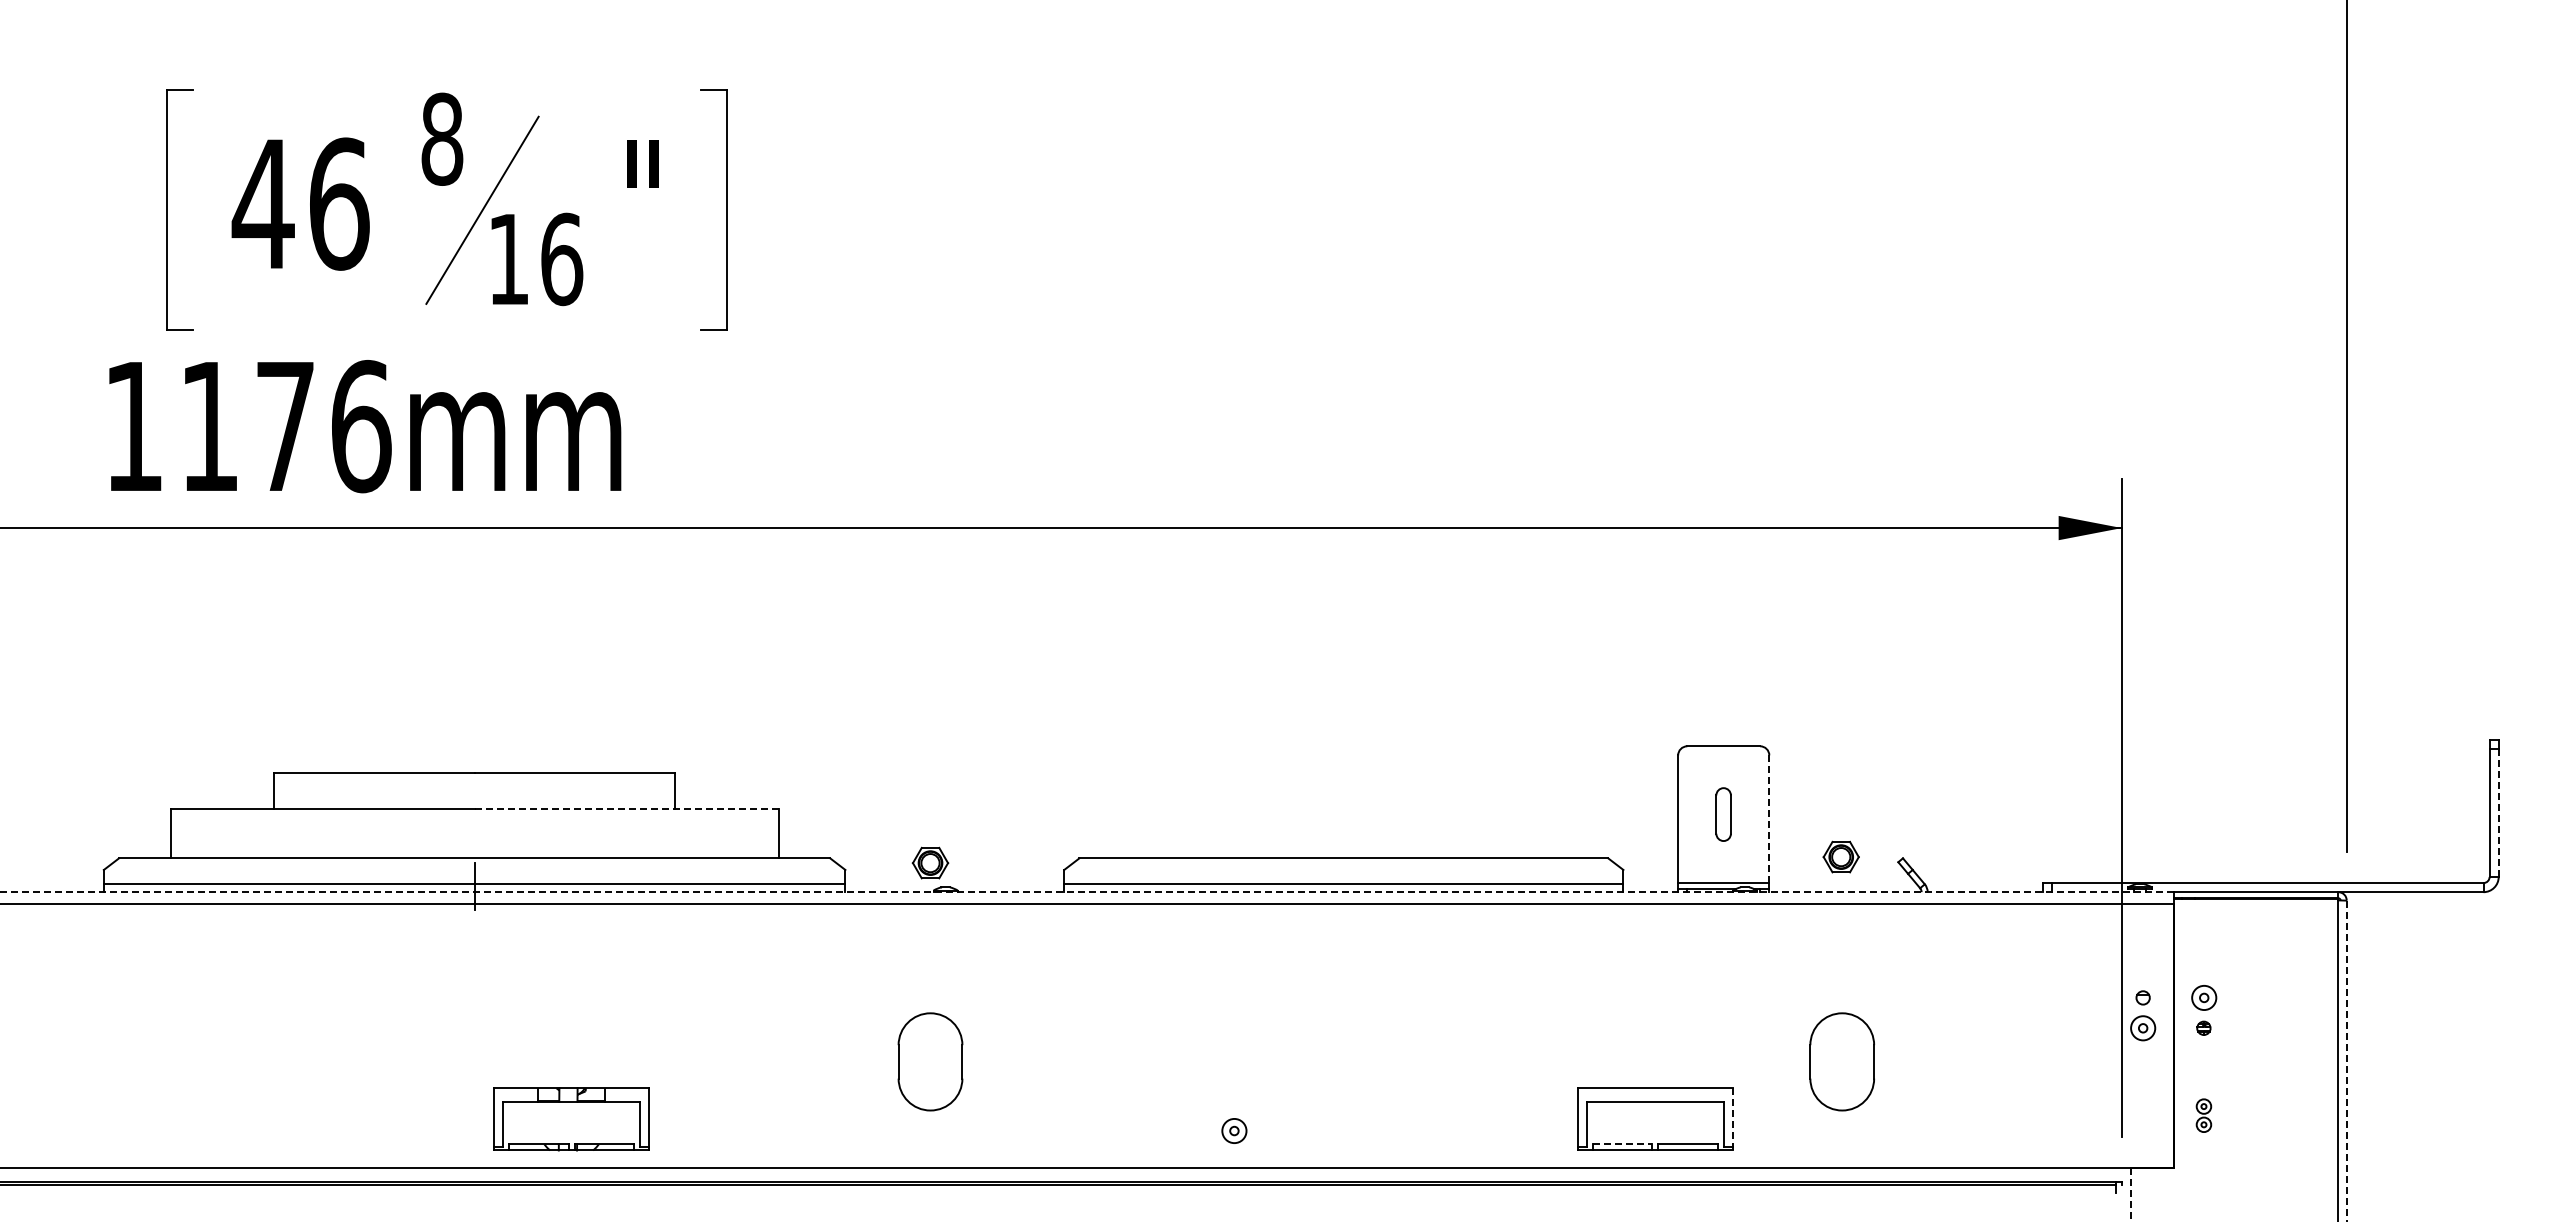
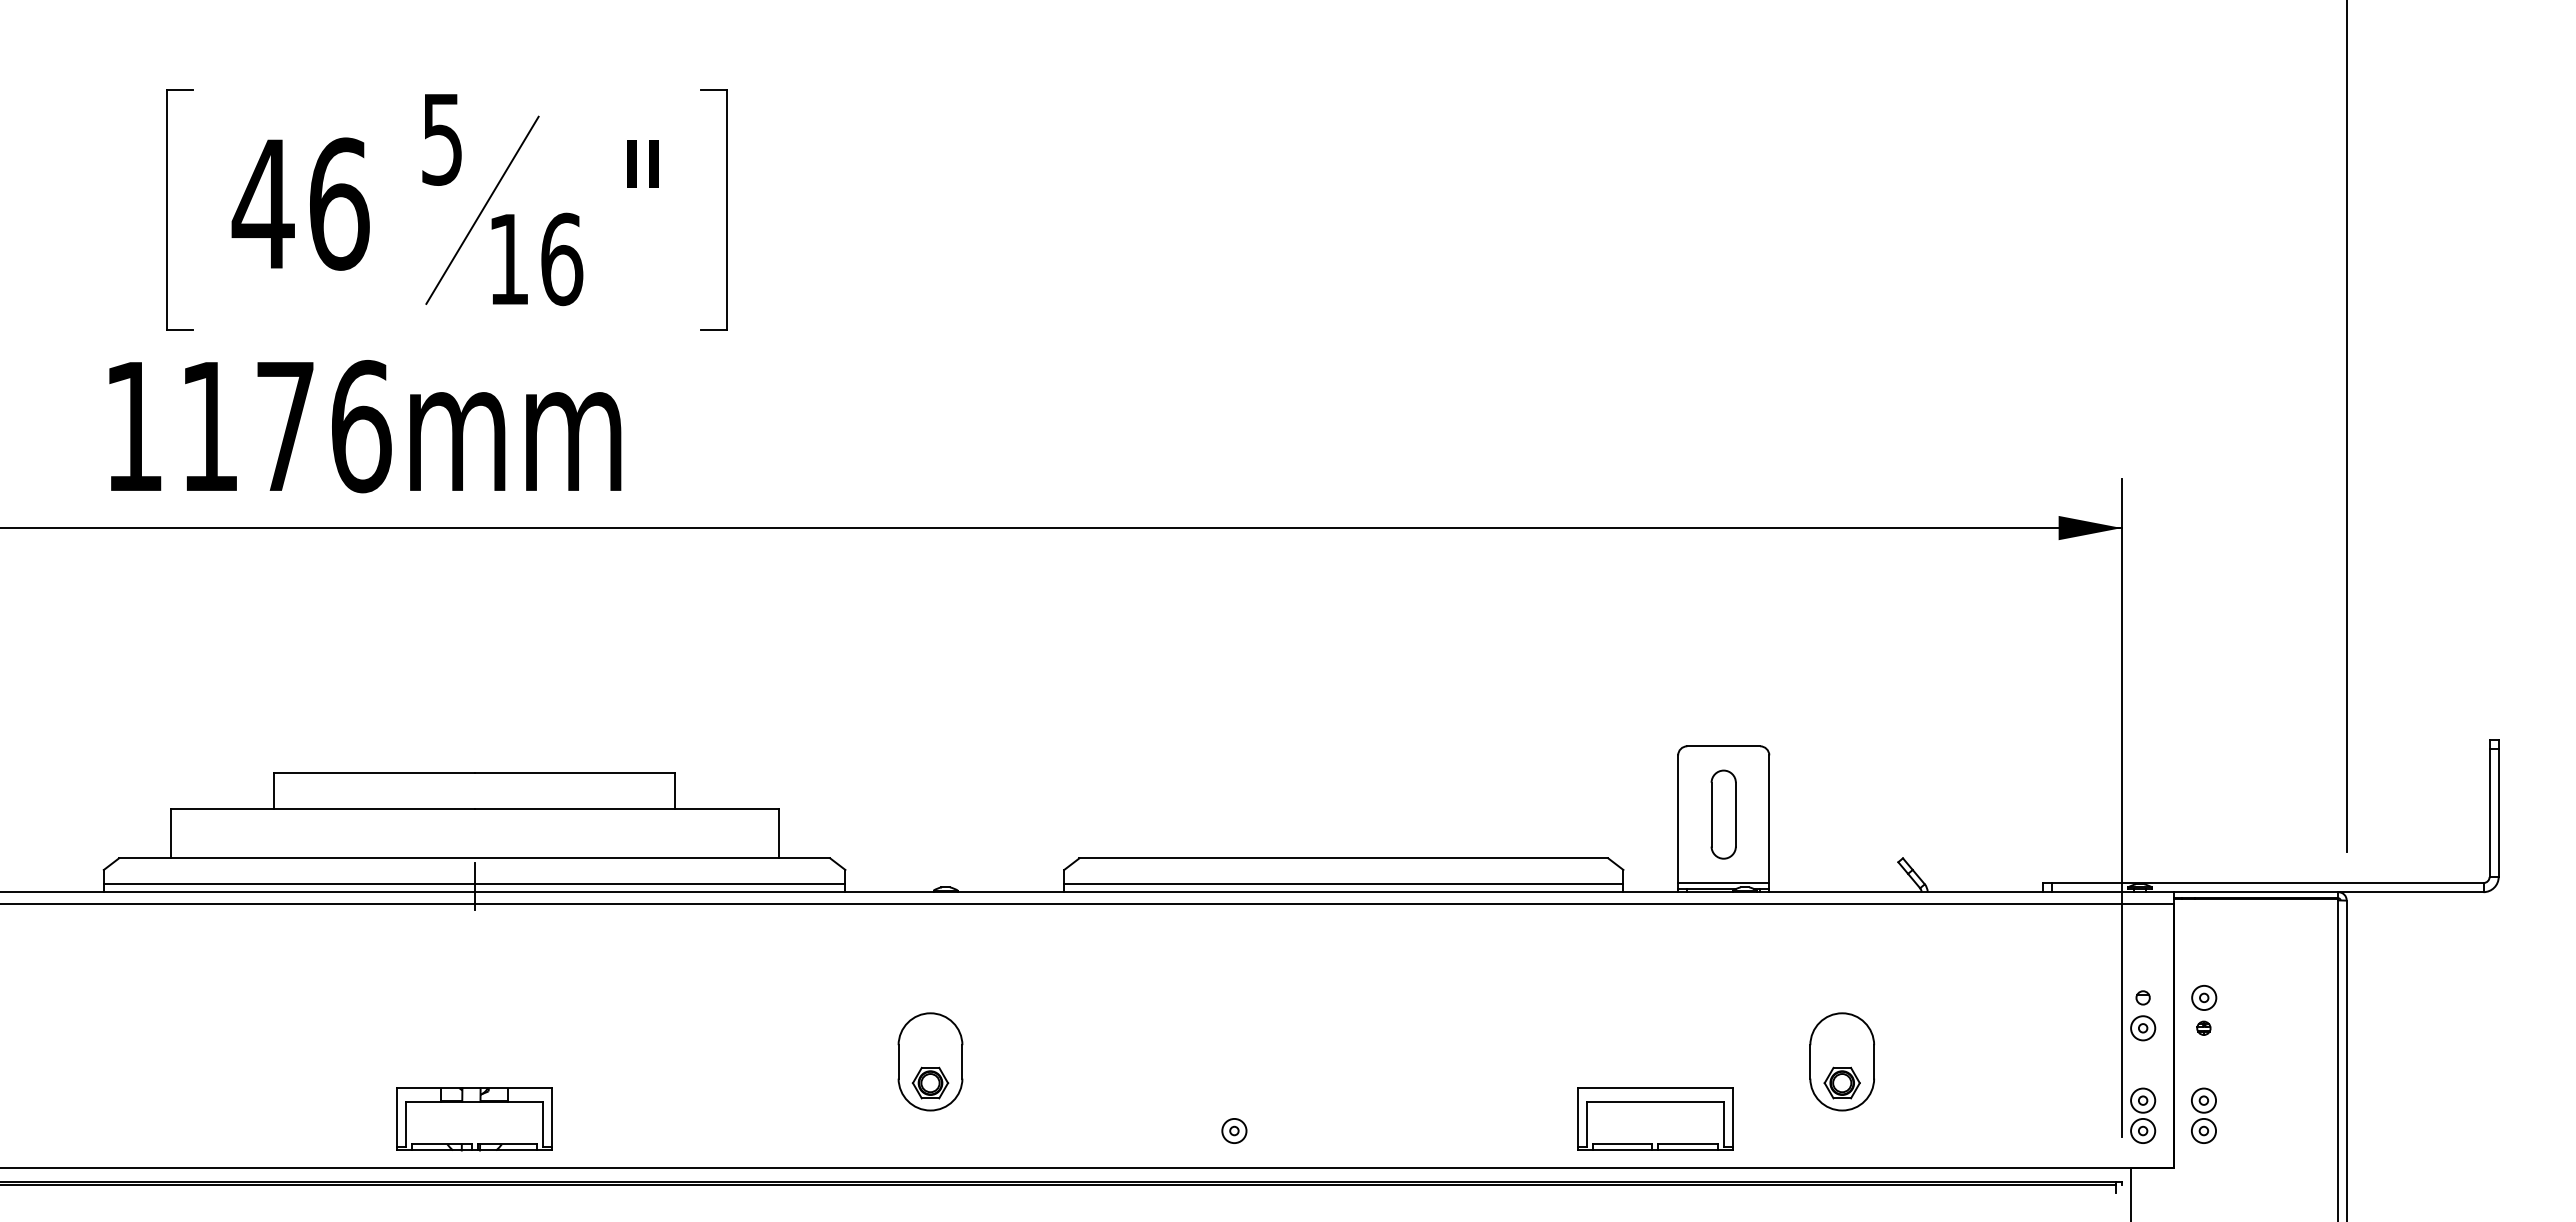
text: 8 -> 5 (442, 138)
line: dashed -> solid (626, 809)
line: dashed -> solid (2498, 813)
part size: 17x55 px -> 27x91 px (1723, 814)
line: dashed -> solid (1769, 819)
part position: (1840, 856) -> (1841, 1082) (1841, 1082)
part position: (930, 862) -> (930, 1082) (930, 1082)
line: dashed -> solid (1086, 892)
line: dashed -> solid (2346, 1061)
part: none -> present (2143, 1115)
part size: 18x35 px -> 26x57 px (2203, 1115)
line: dashed -> solid (1732, 1118)
part position: (571, 1119) -> (474, 1119) (474, 1119)
line: dashed -> solid (1622, 1144)
line: dashed -> solid (2130, 1194)
